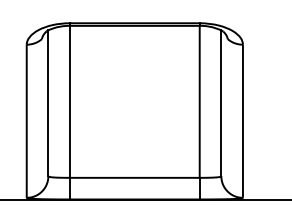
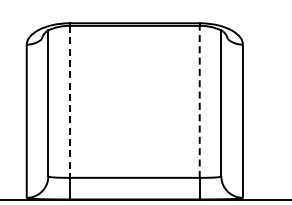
line: solid -> dashed (69, 101)
line: solid -> dashed (199, 101)
